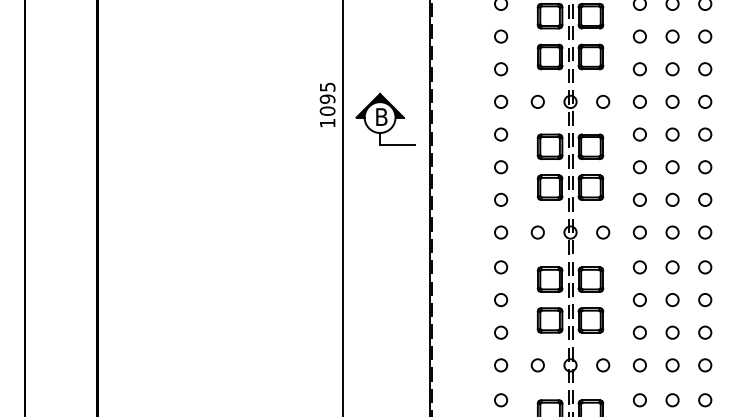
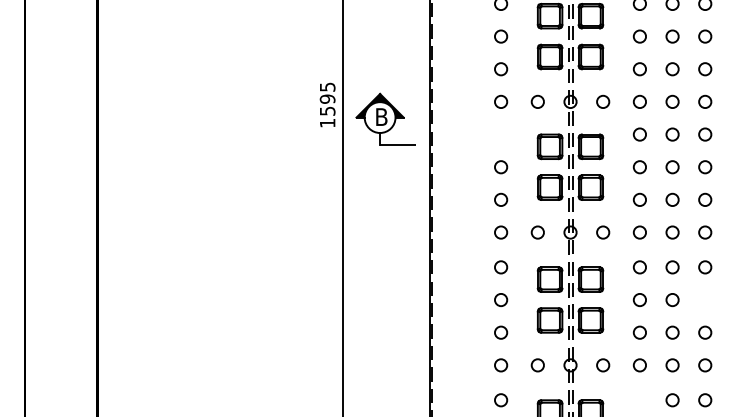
text: 1095 -> 1595 (327, 110)
circle: present -> none (501, 134)
circle: present -> none (705, 300)
circle: present -> none (639, 400)
